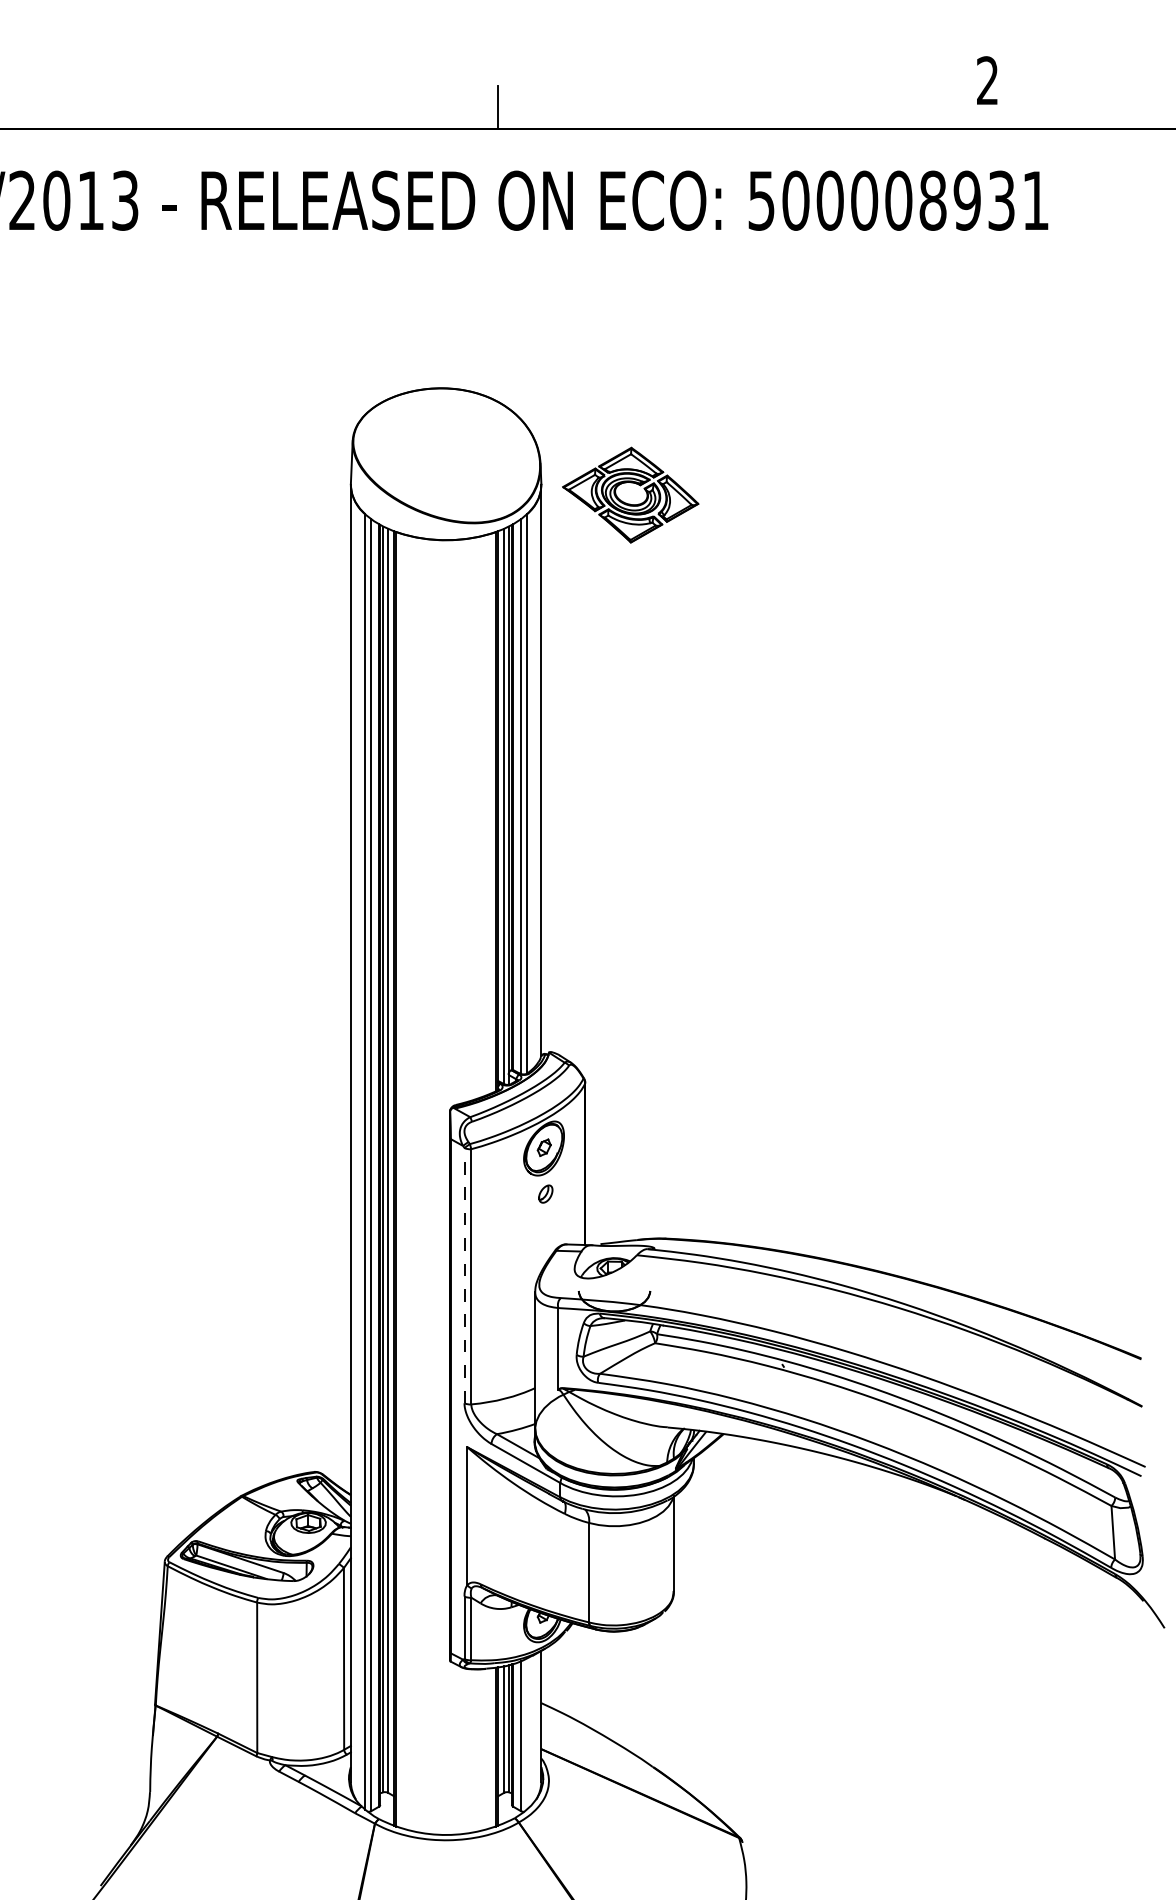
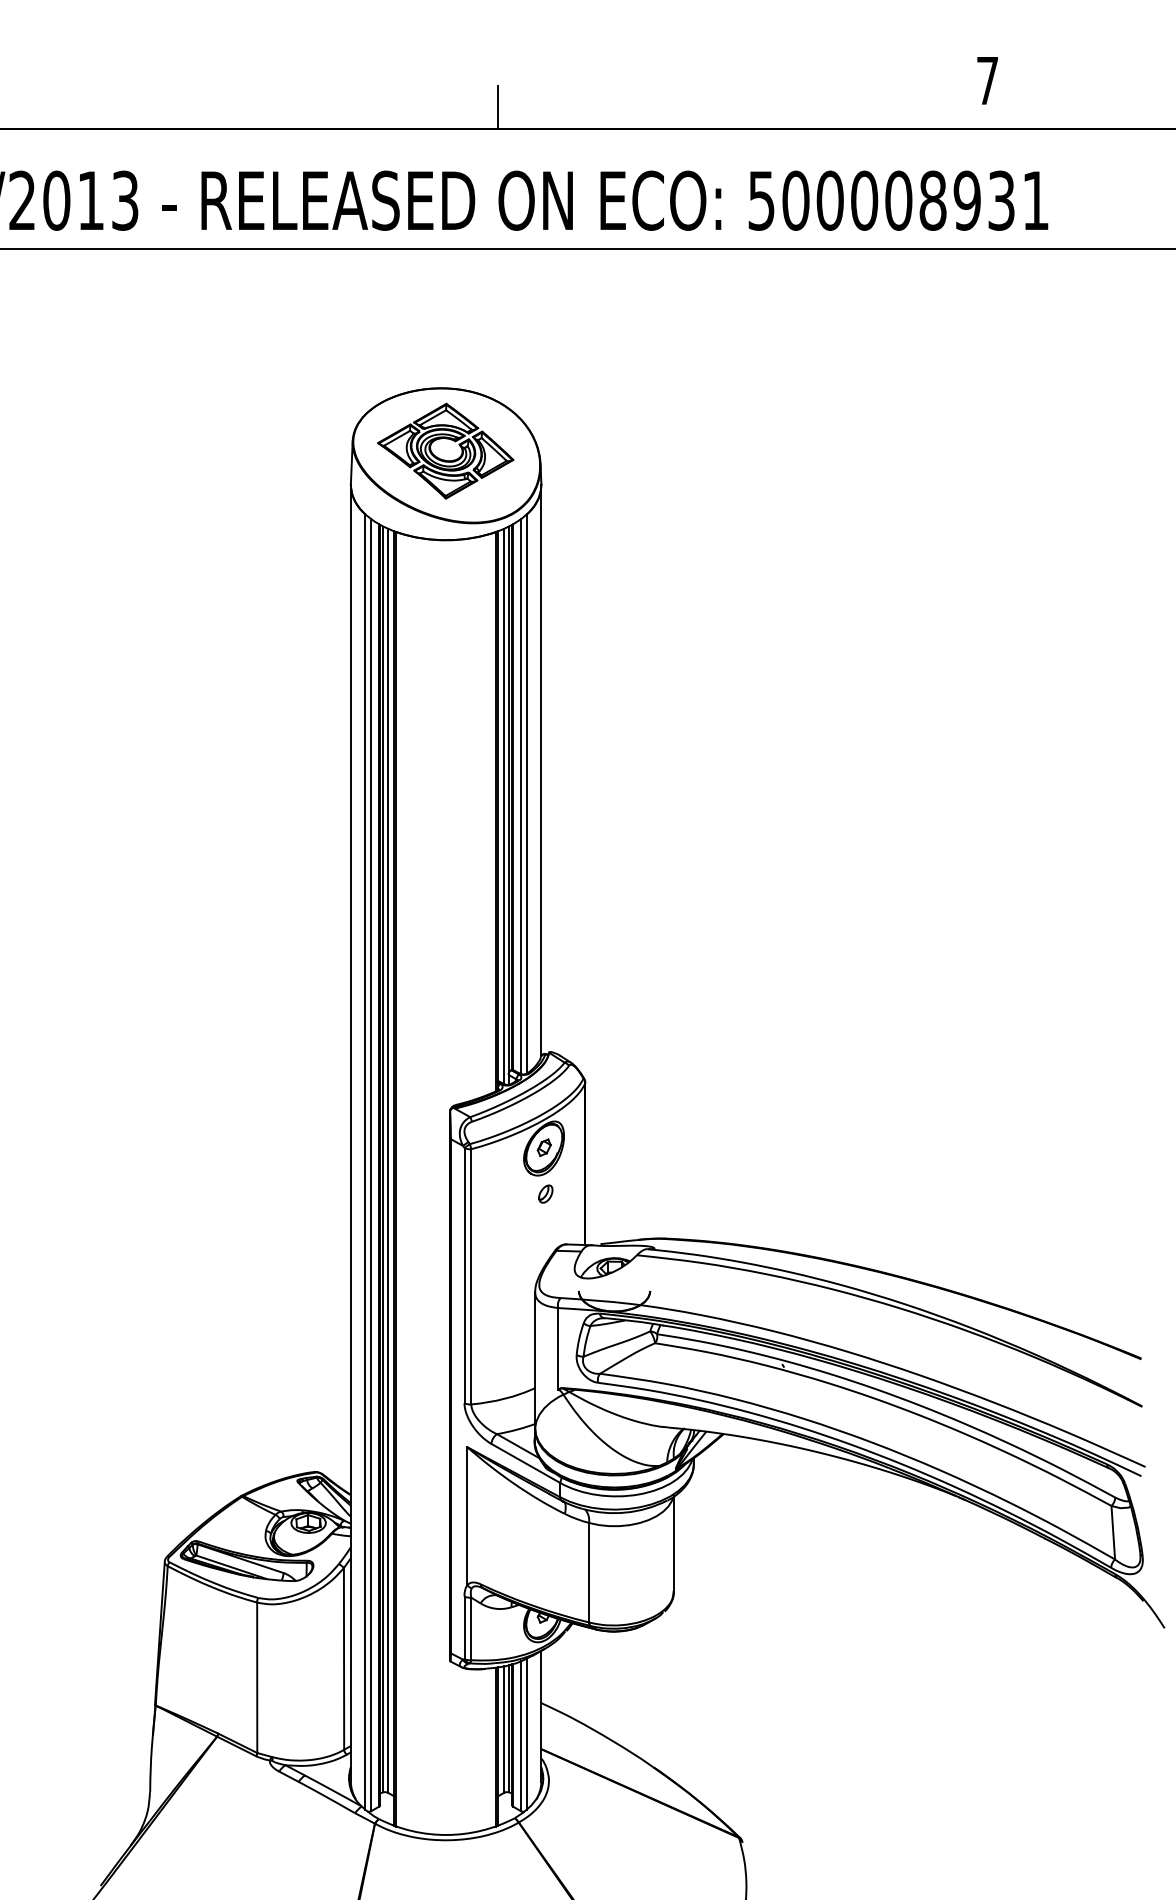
text: 2 -> 7 (987, 80)
line: none -> present (587, 248)
part position: (626, 502) -> (441, 458) (441, 458)
line: dashed -> solid (464, 1275)
line: none -> present (527, 1733)
